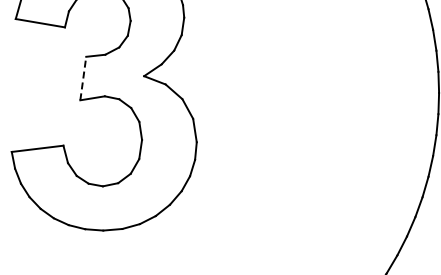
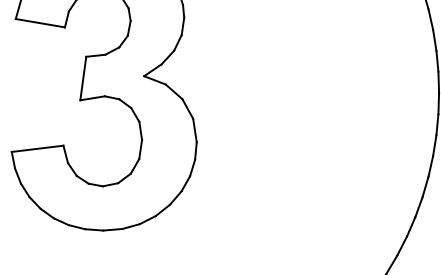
line: dashed -> solid (83, 78)
